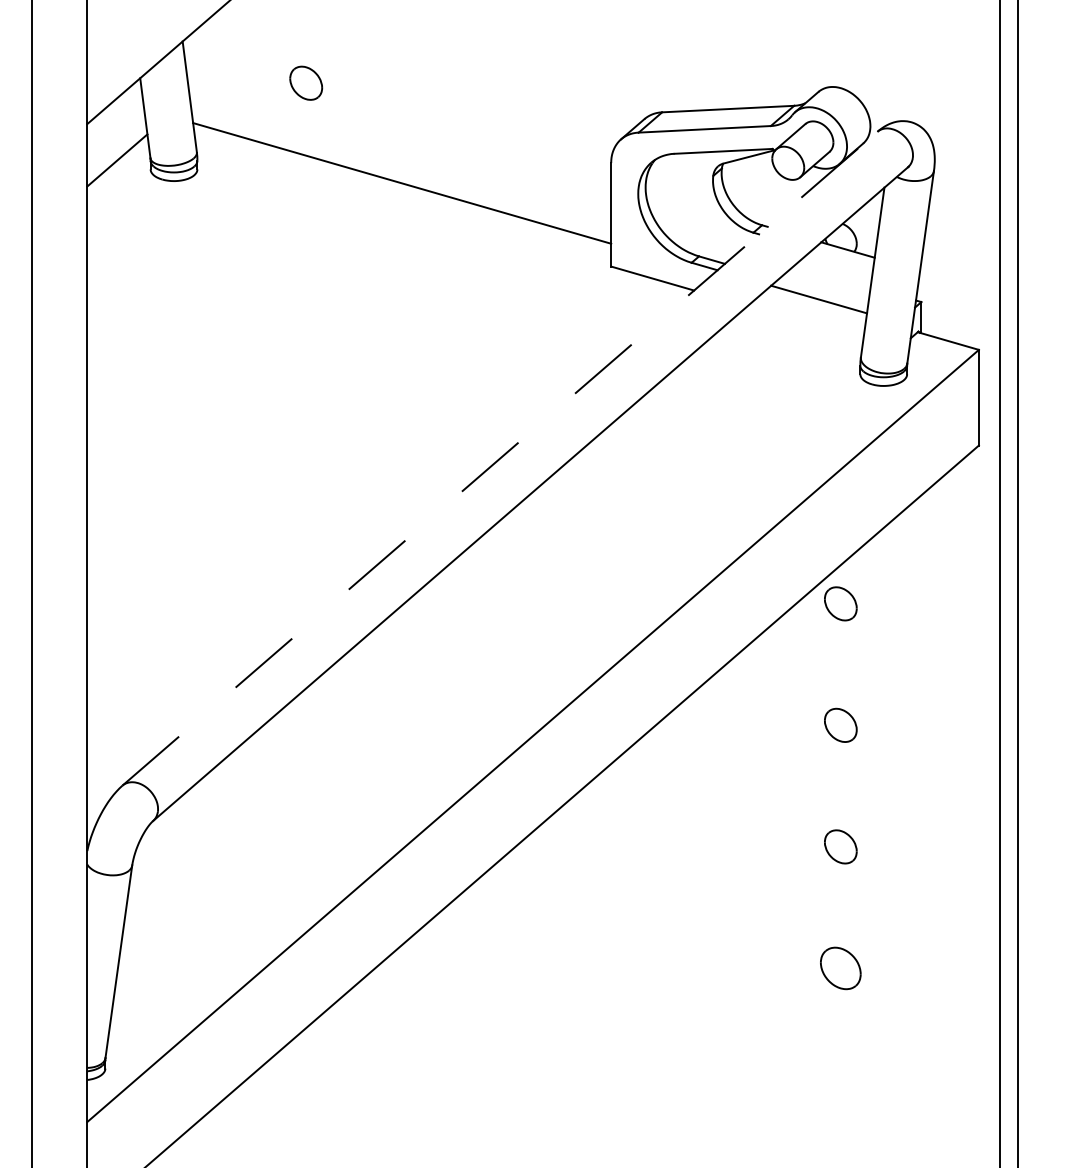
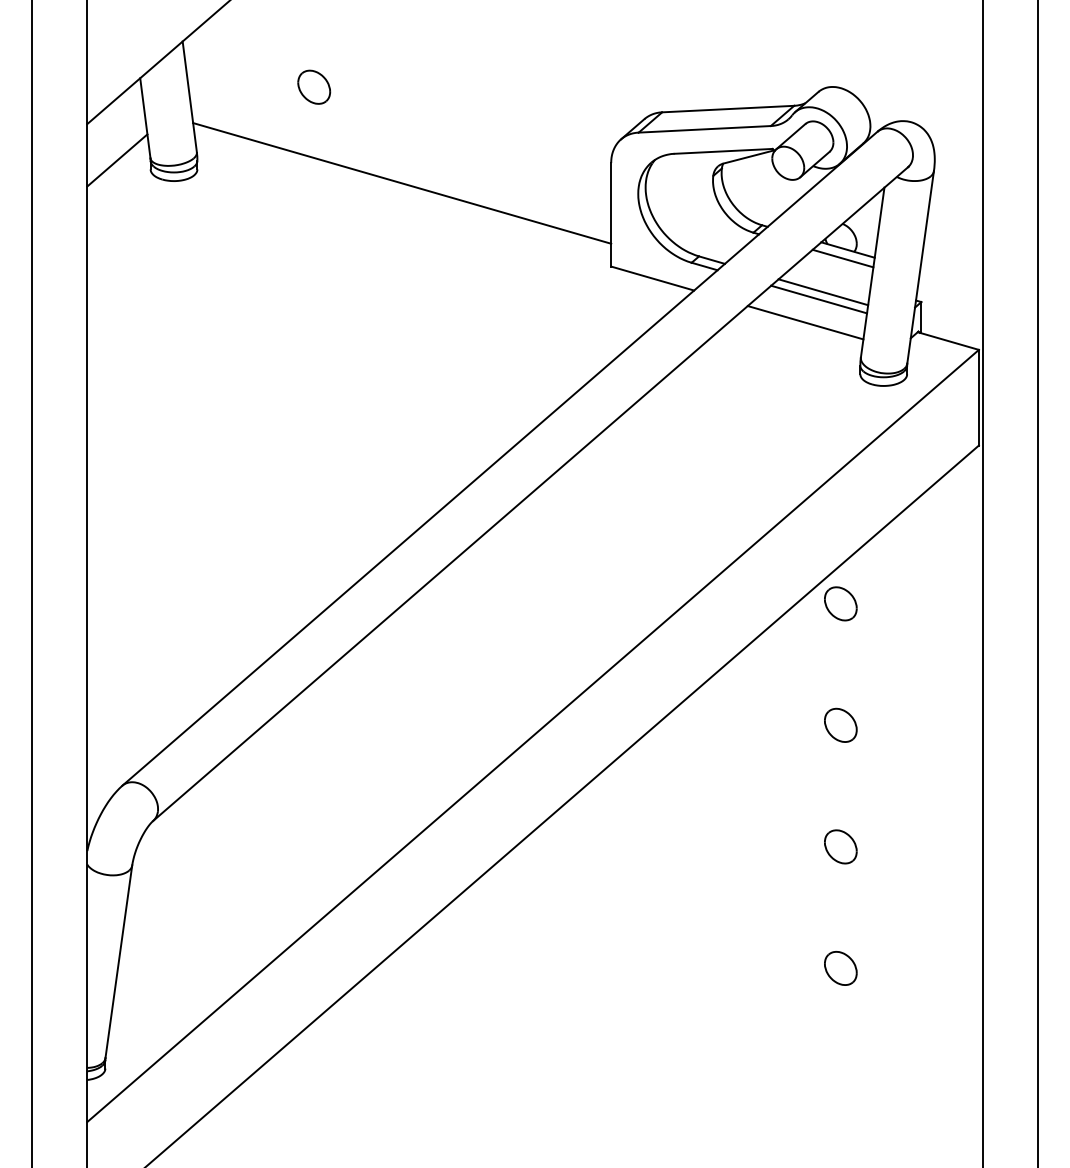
part position: (306, 82) -> (314, 86) (314, 86)
line: none -> present (842, 258)
line: none -> present (823, 292)
line: none -> present (805, 322)
line: dashed -> solid (500, 458)
line position: (999, 583) -> (982, 583) (982, 583)
line position: (1017, 583) -> (1037, 583) (1037, 583)
part size: 42x45 px -> 34x35 px (840, 968)
